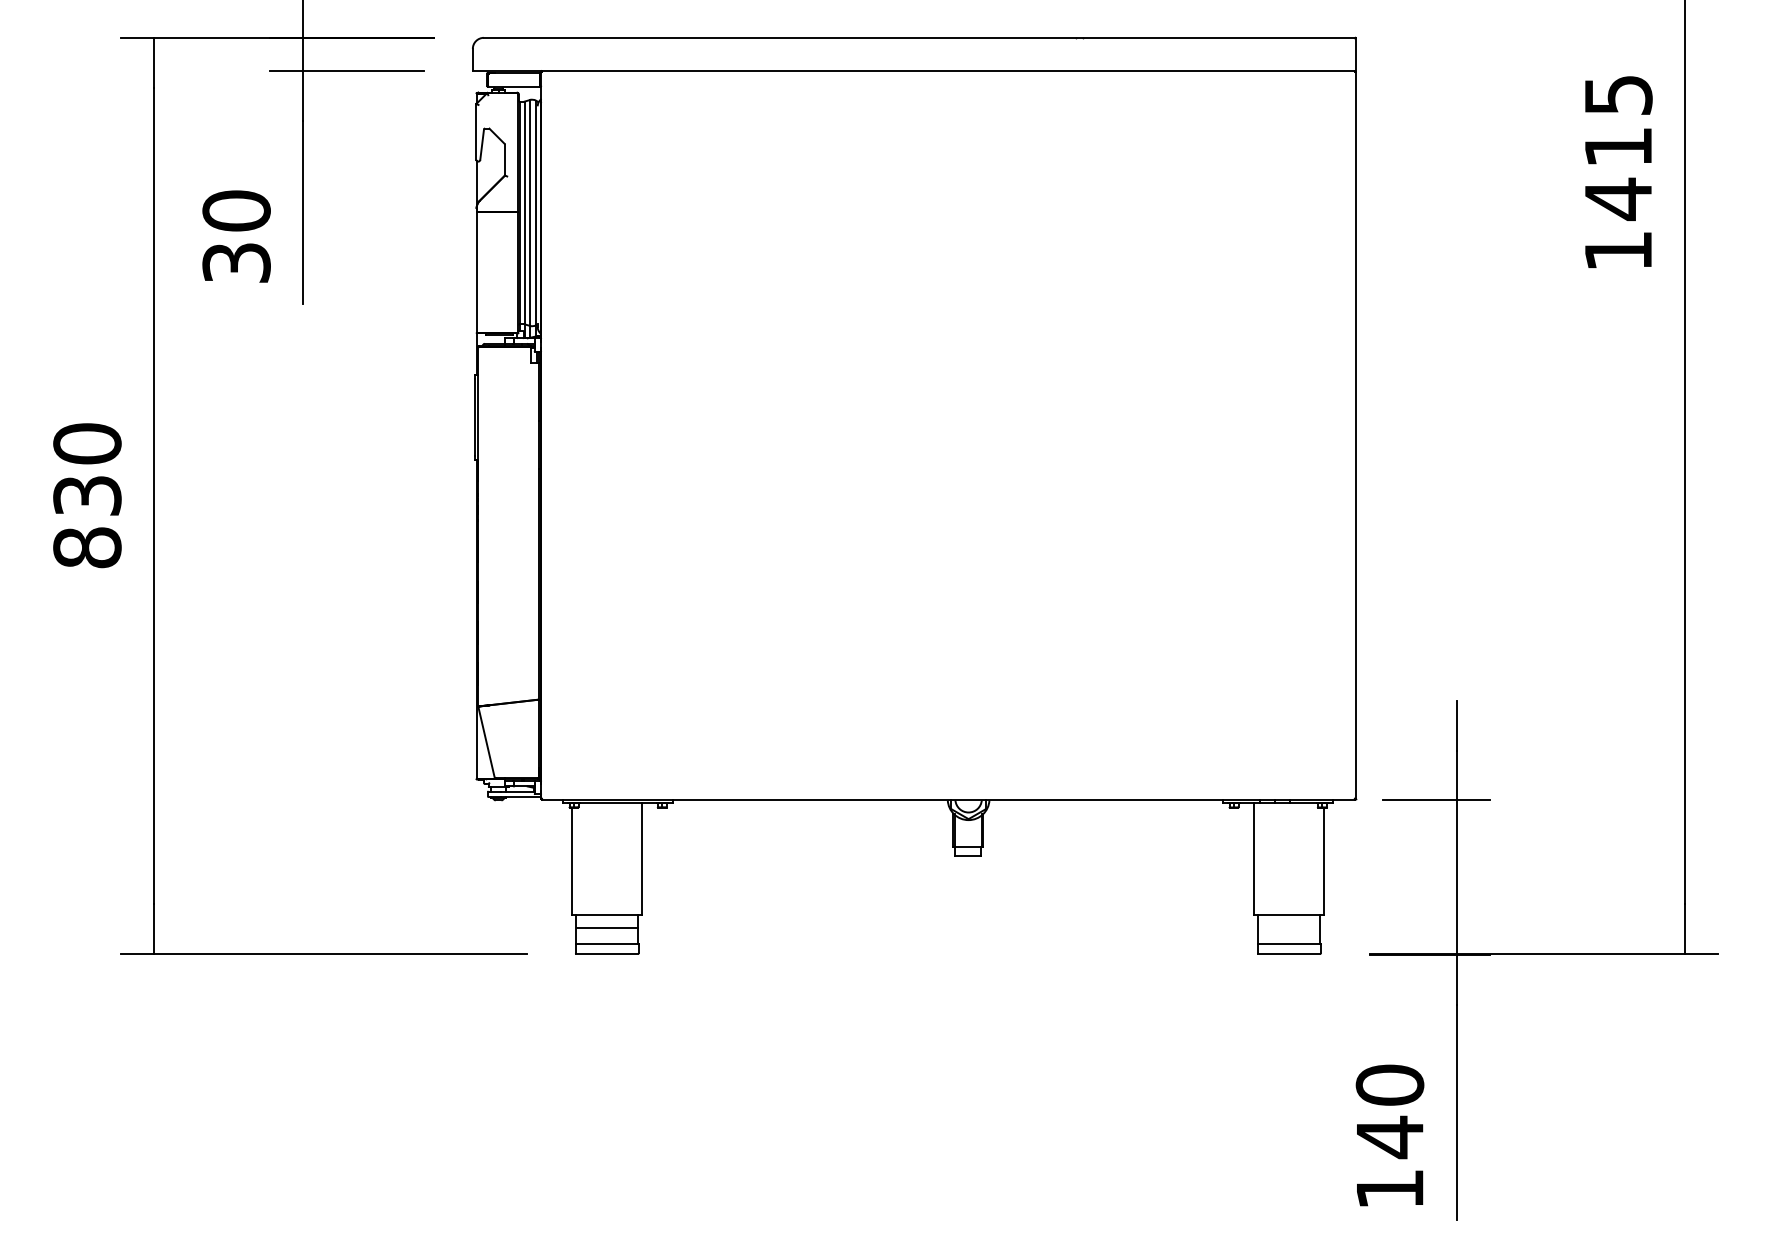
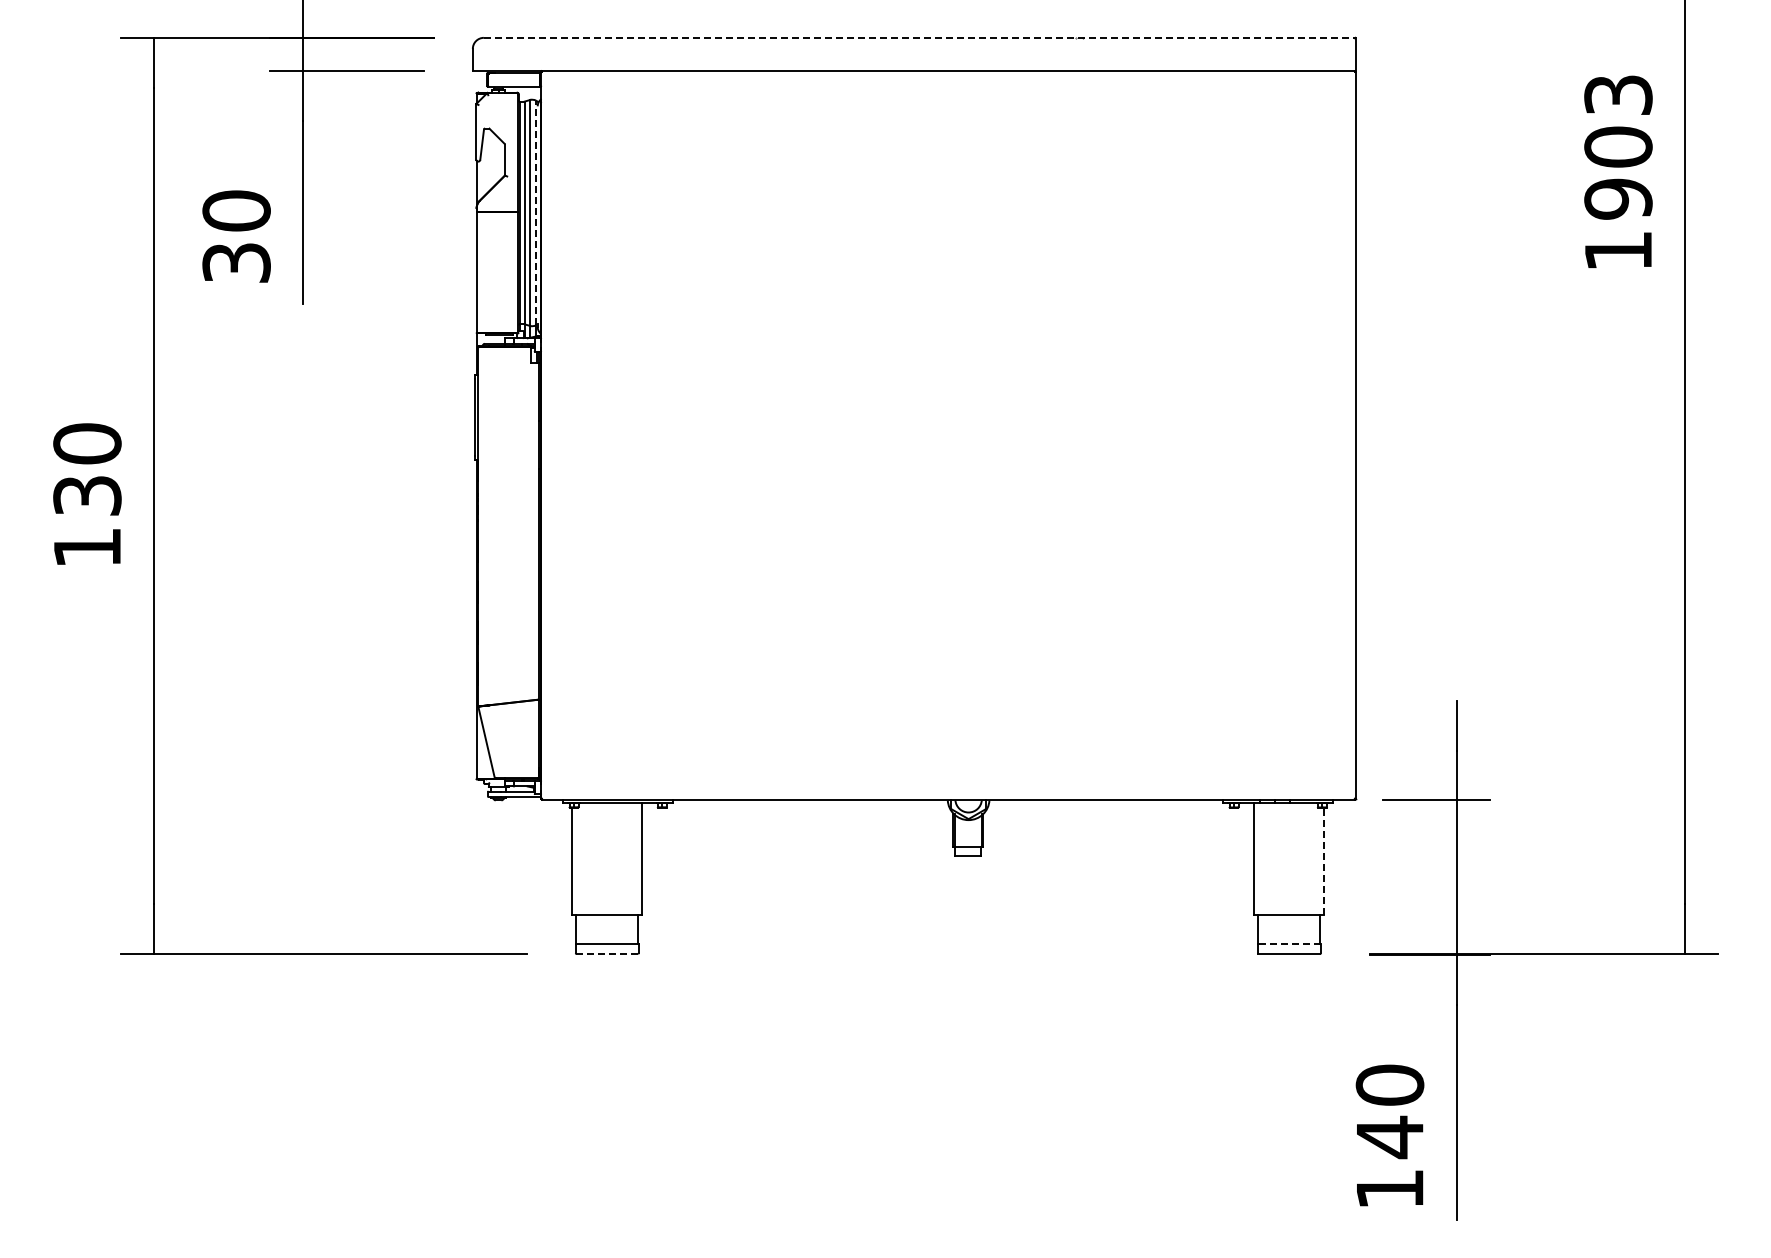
line: solid -> dashed (919, 37)
text: 1415 -> 1903 (1618, 148)
line: solid -> dashed (535, 212)
text: 830 -> 130 (87, 547)
line: solid -> dashed (1324, 861)
line: present -> none (606, 927)
line: solid -> dashed (1288, 943)
line: solid -> dashed (607, 953)
